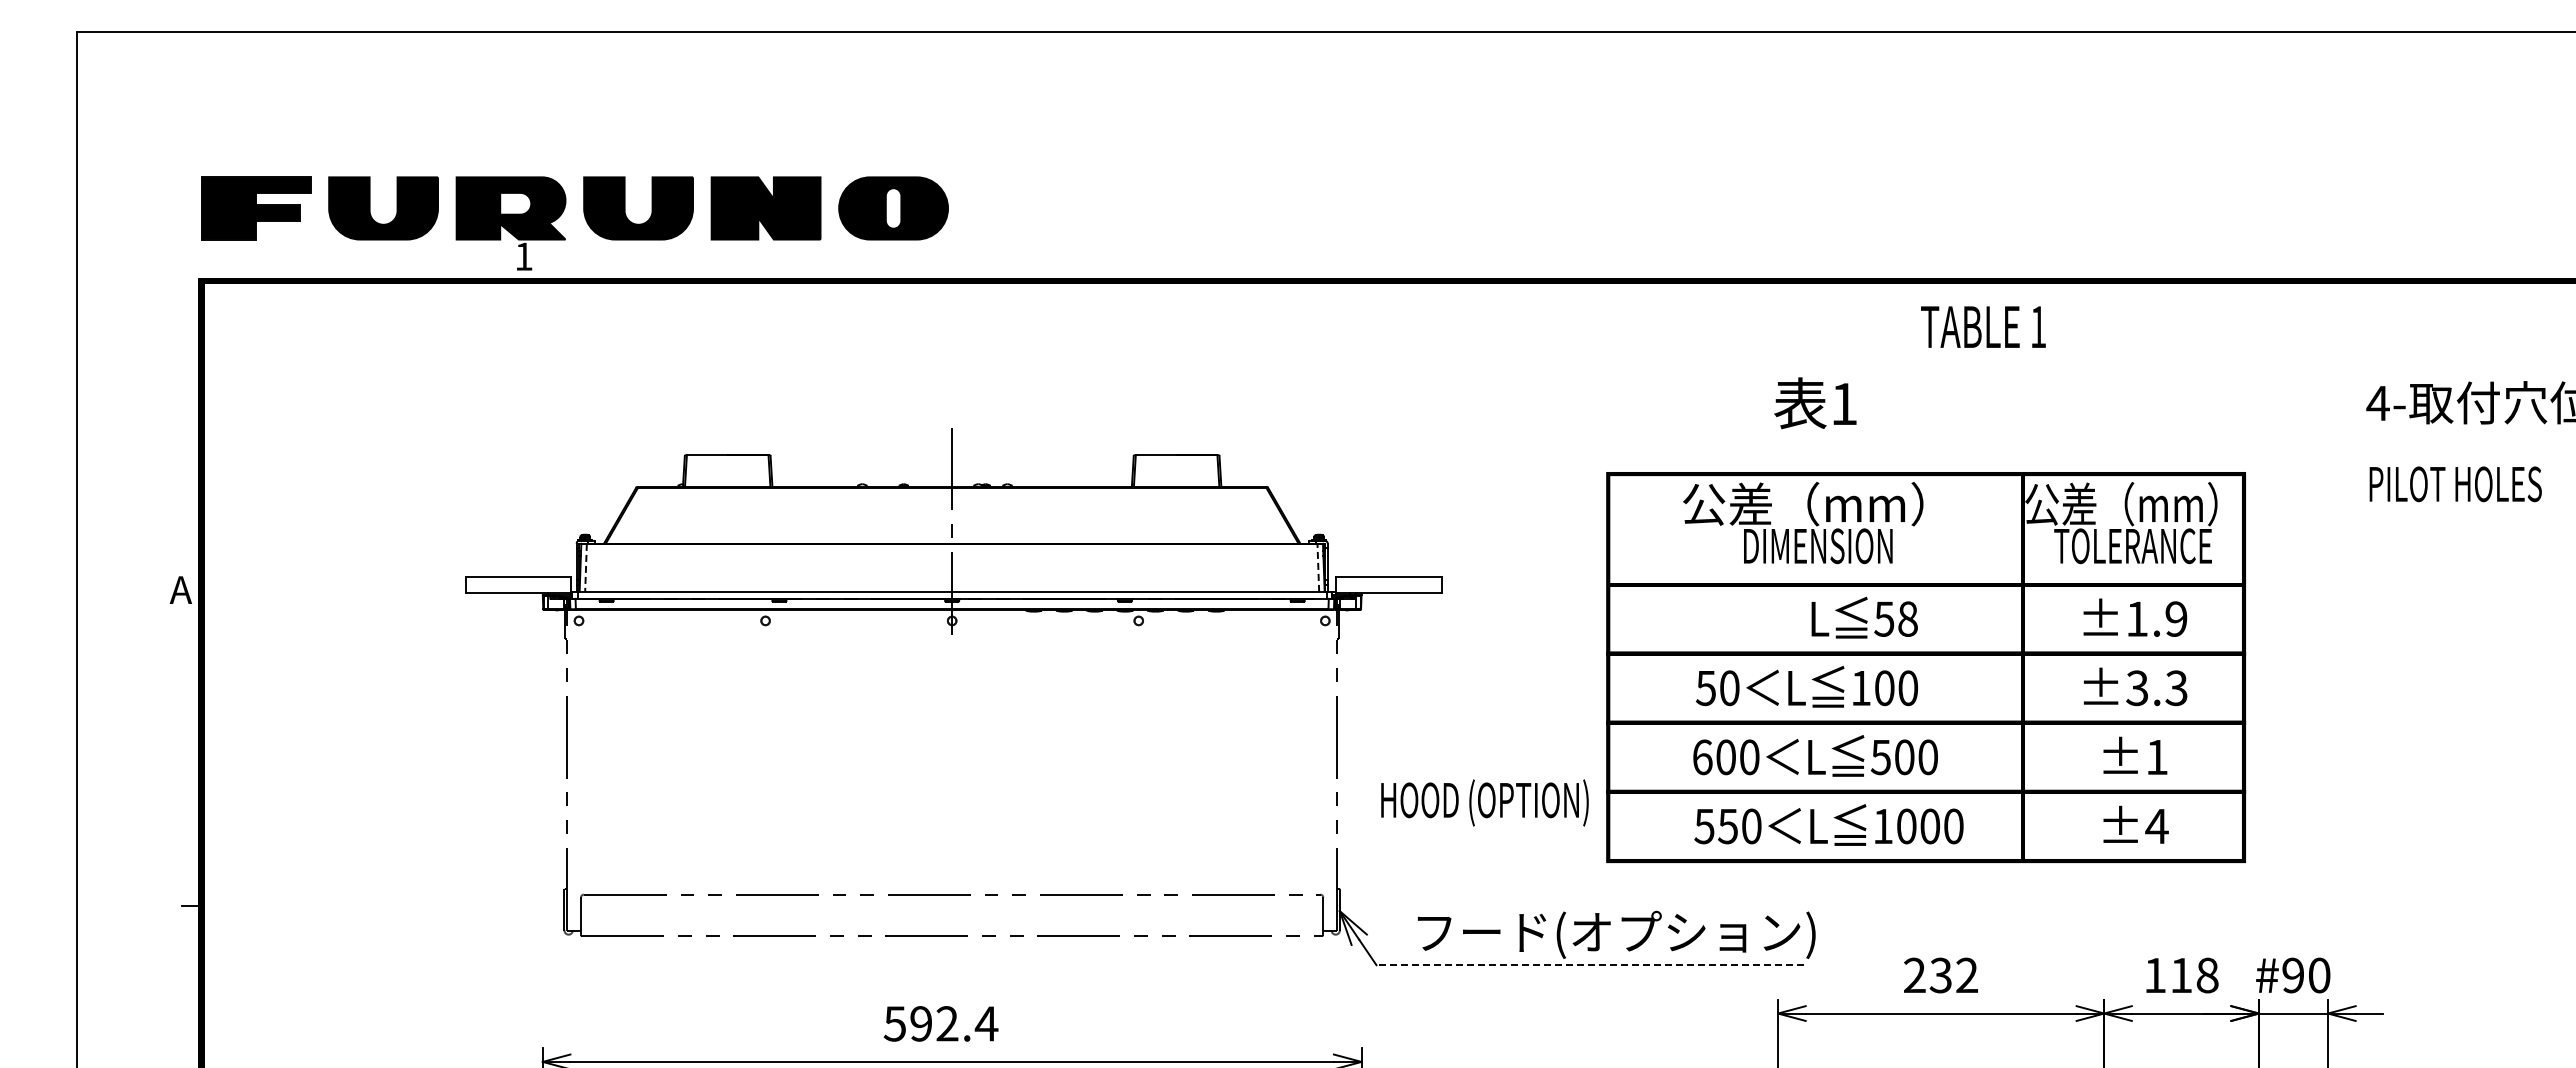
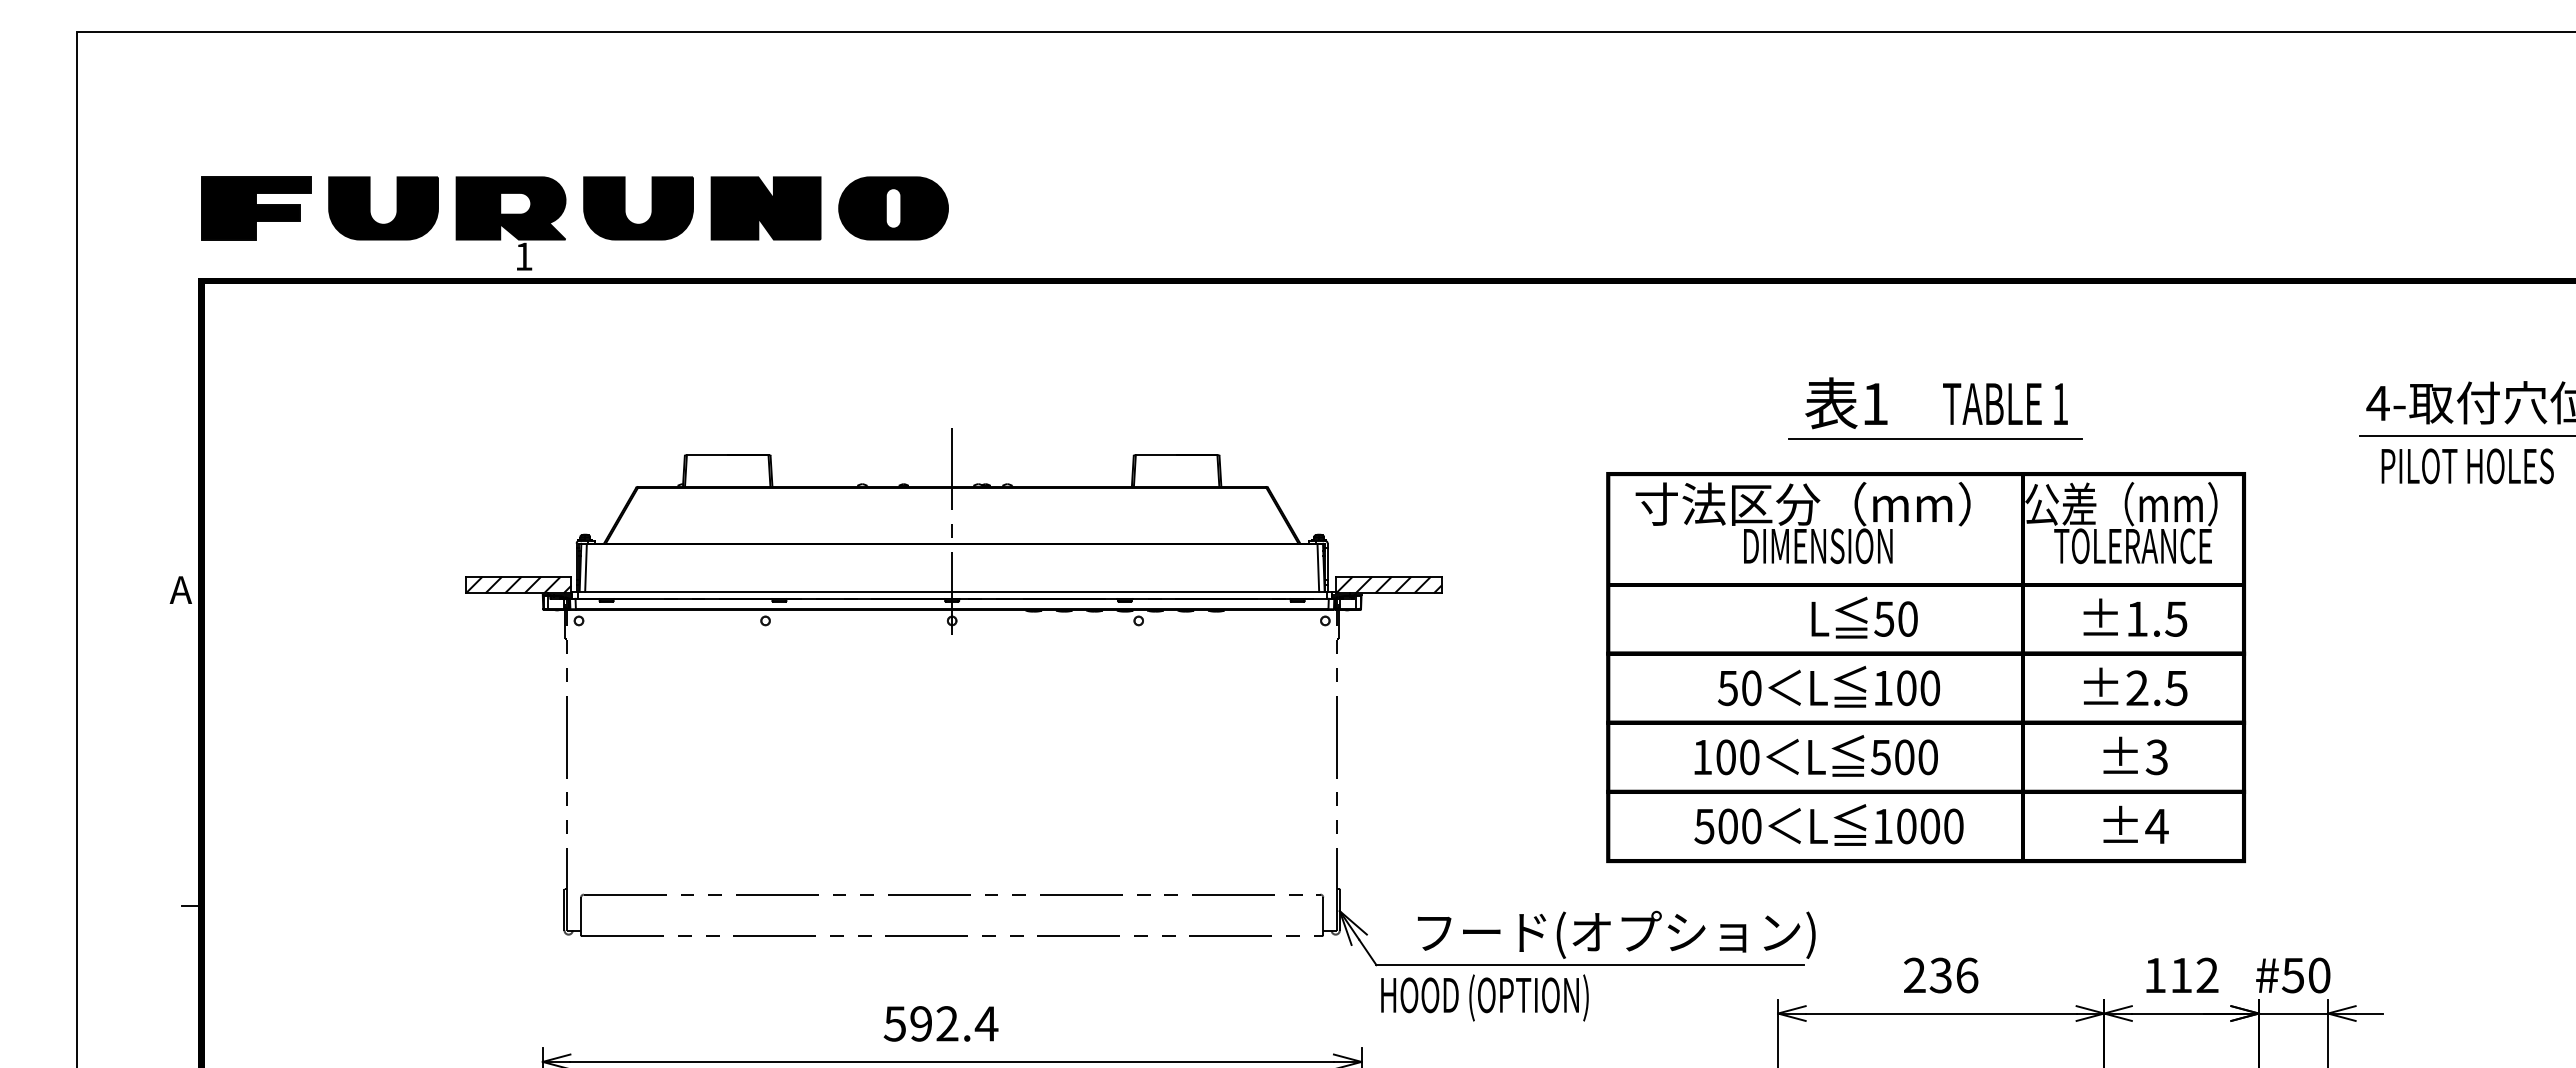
text position: (1983, 326) -> (2005, 403) (2005, 403)
text position: (1815, 403) -> (1846, 403) (1846, 403)
line: none -> present (2465, 435)
line: none -> present (1934, 438)
text position: (2455, 484) -> (2467, 466) (2467, 466)
text: 公差（mm） -> 寸法区分（mm） (1802, 504)
line: dashed -> solid (1318, 567)
line: dashed -> solid (586, 568)
hatch: none -> present (518, 584)
hatch: none -> present (1388, 584)
text: 58 -> 50 (1907, 618)
text: ±1.9 -> ±1.5 (2176, 618)
text position: (1806, 686) -> (1828, 686) (1828, 686)
text: ±3.3 -> ±2.5 (2156, 688)
text: 600 -> 100 (1702, 757)
text: ±1 -> ±3 (2156, 757)
text position: (1484, 802) -> (1484, 997) (1484, 997)
text: 550 -> 500 (1727, 826)
line: dashed -> solid (1590, 965)
text: 232 -> 236 (1967, 975)
text: 118 -> 112 (2207, 975)
text: #90 -> #50 (2292, 975)
